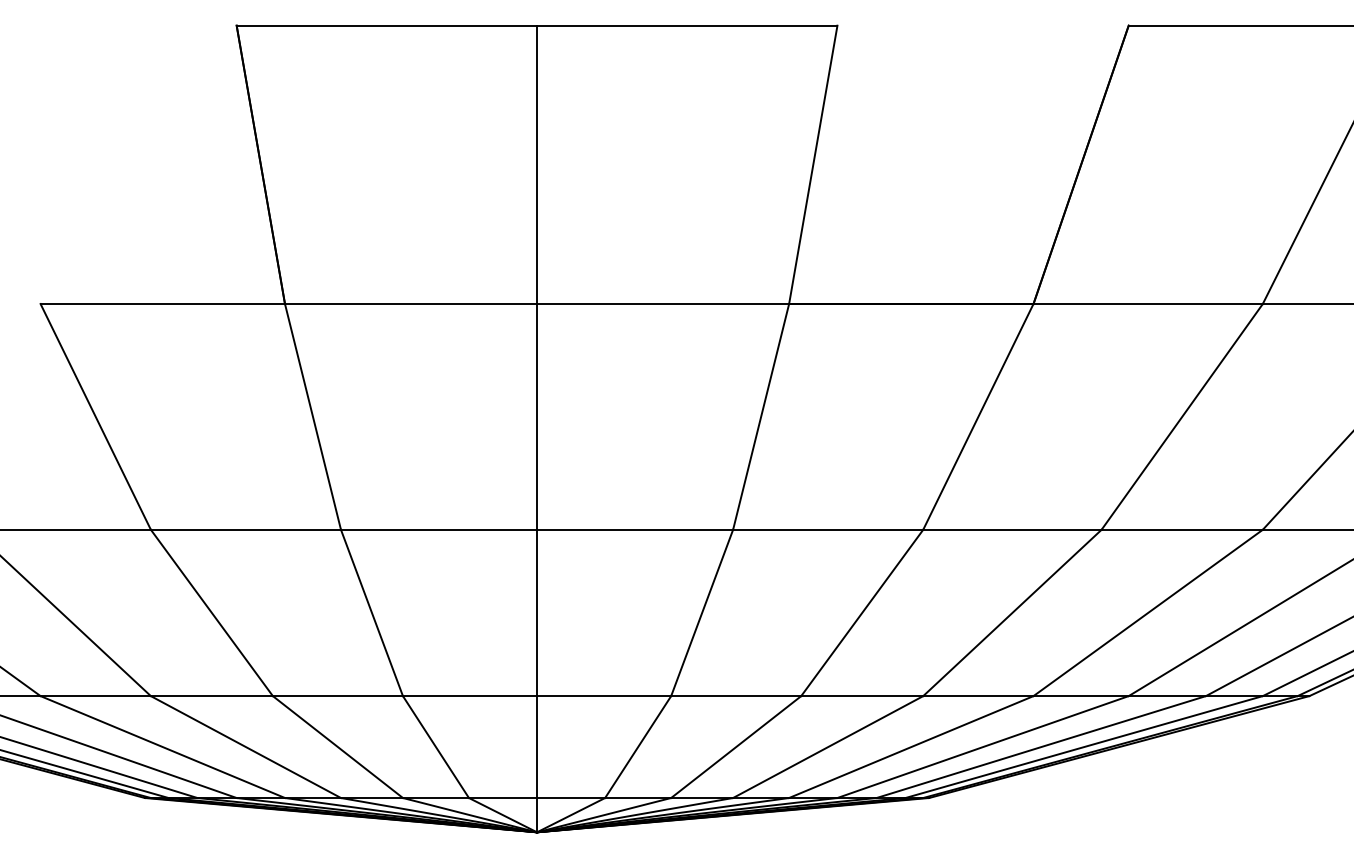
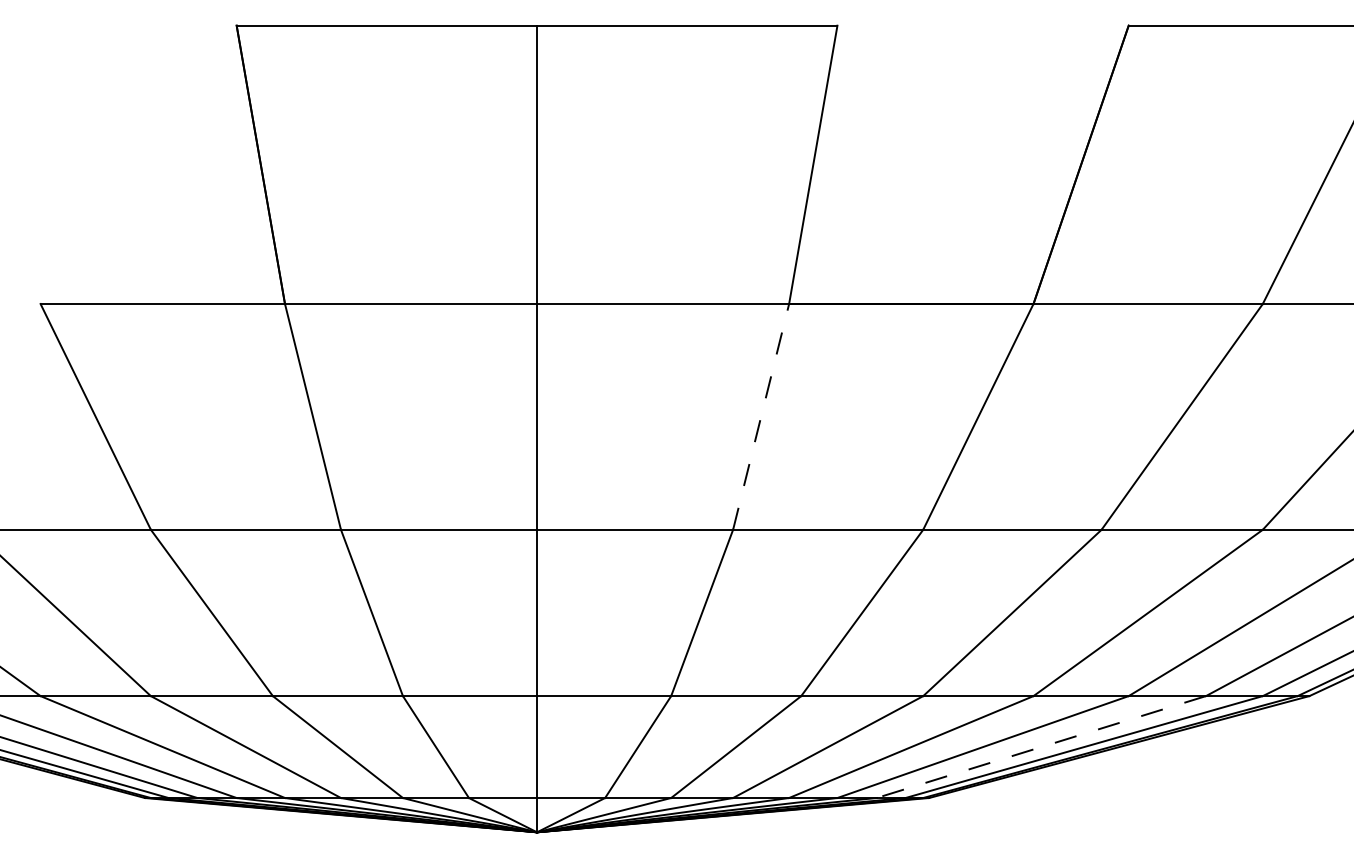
line: solid -> dashed (761, 416)
line: solid -> dashed (1040, 747)
